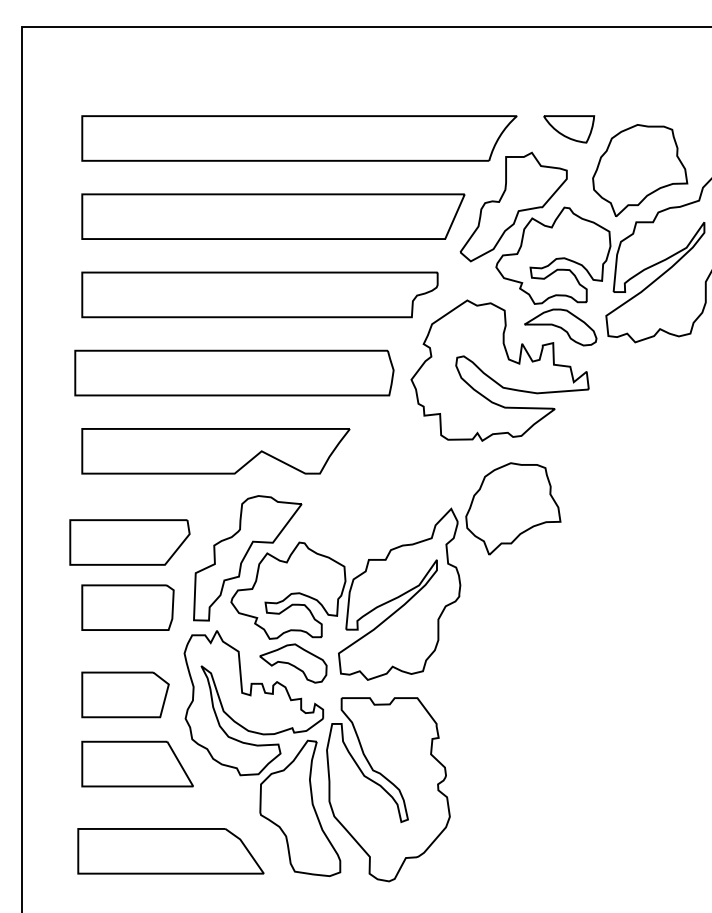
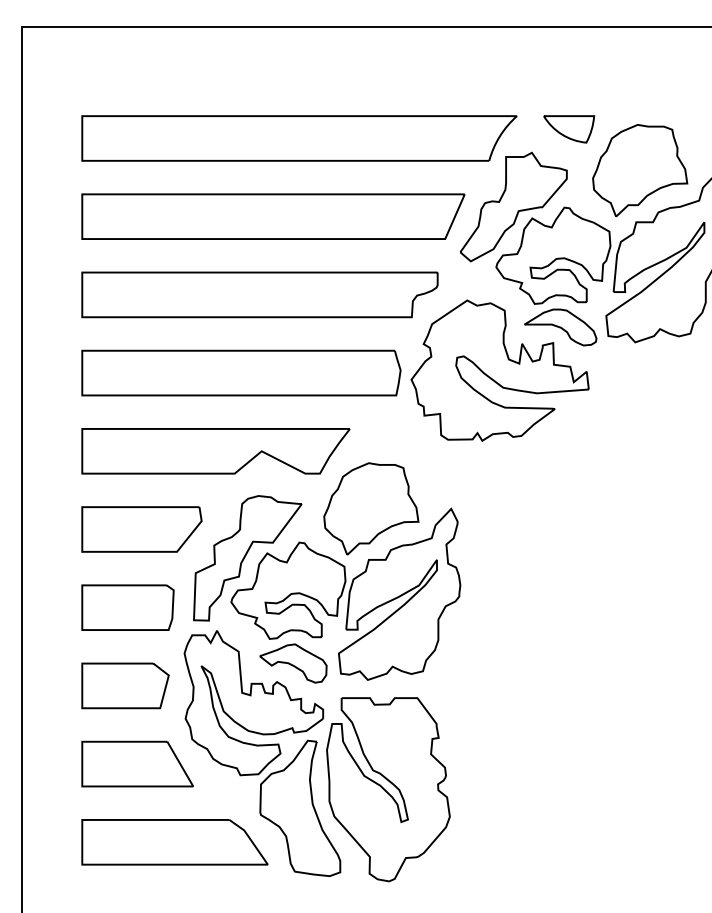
part position: (234, 372) -> (241, 372) (241, 372)
part position: (513, 508) -> (371, 508) (371, 508)
part position: (129, 542) -> (141, 529) (141, 529)
part position: (125, 694) -> (125, 685) (125, 685)
part position: (170, 851) -> (174, 842) (174, 842)
